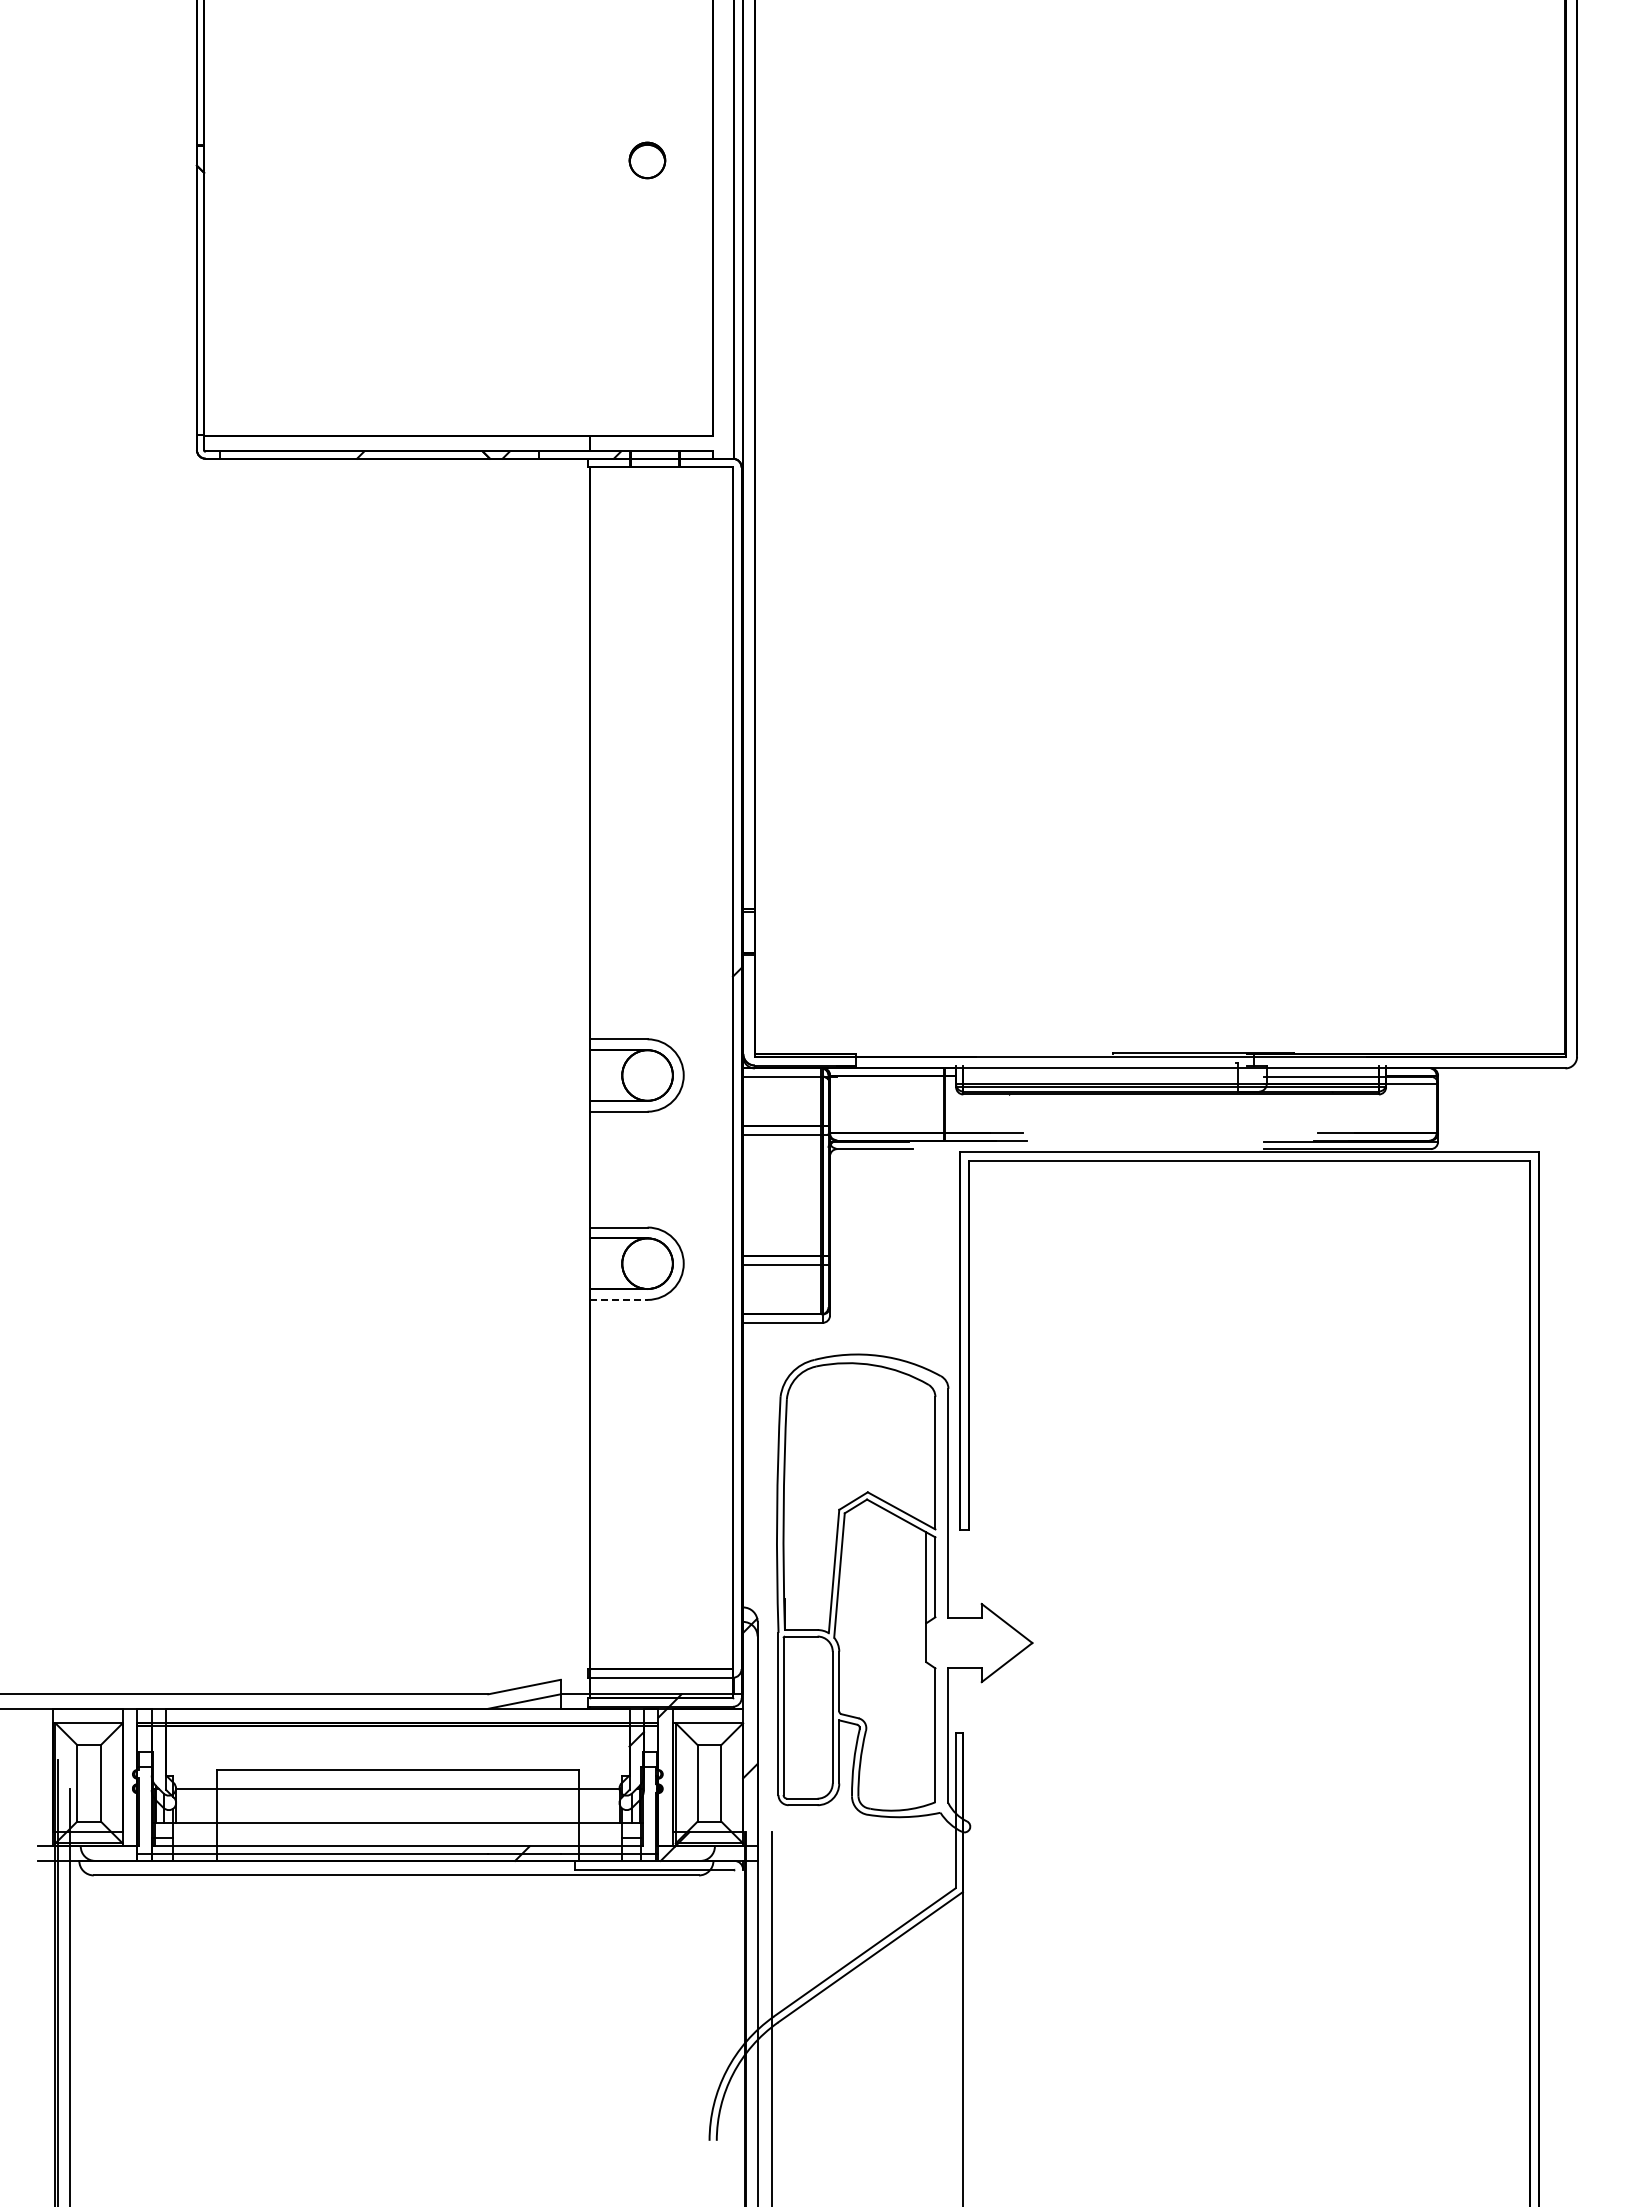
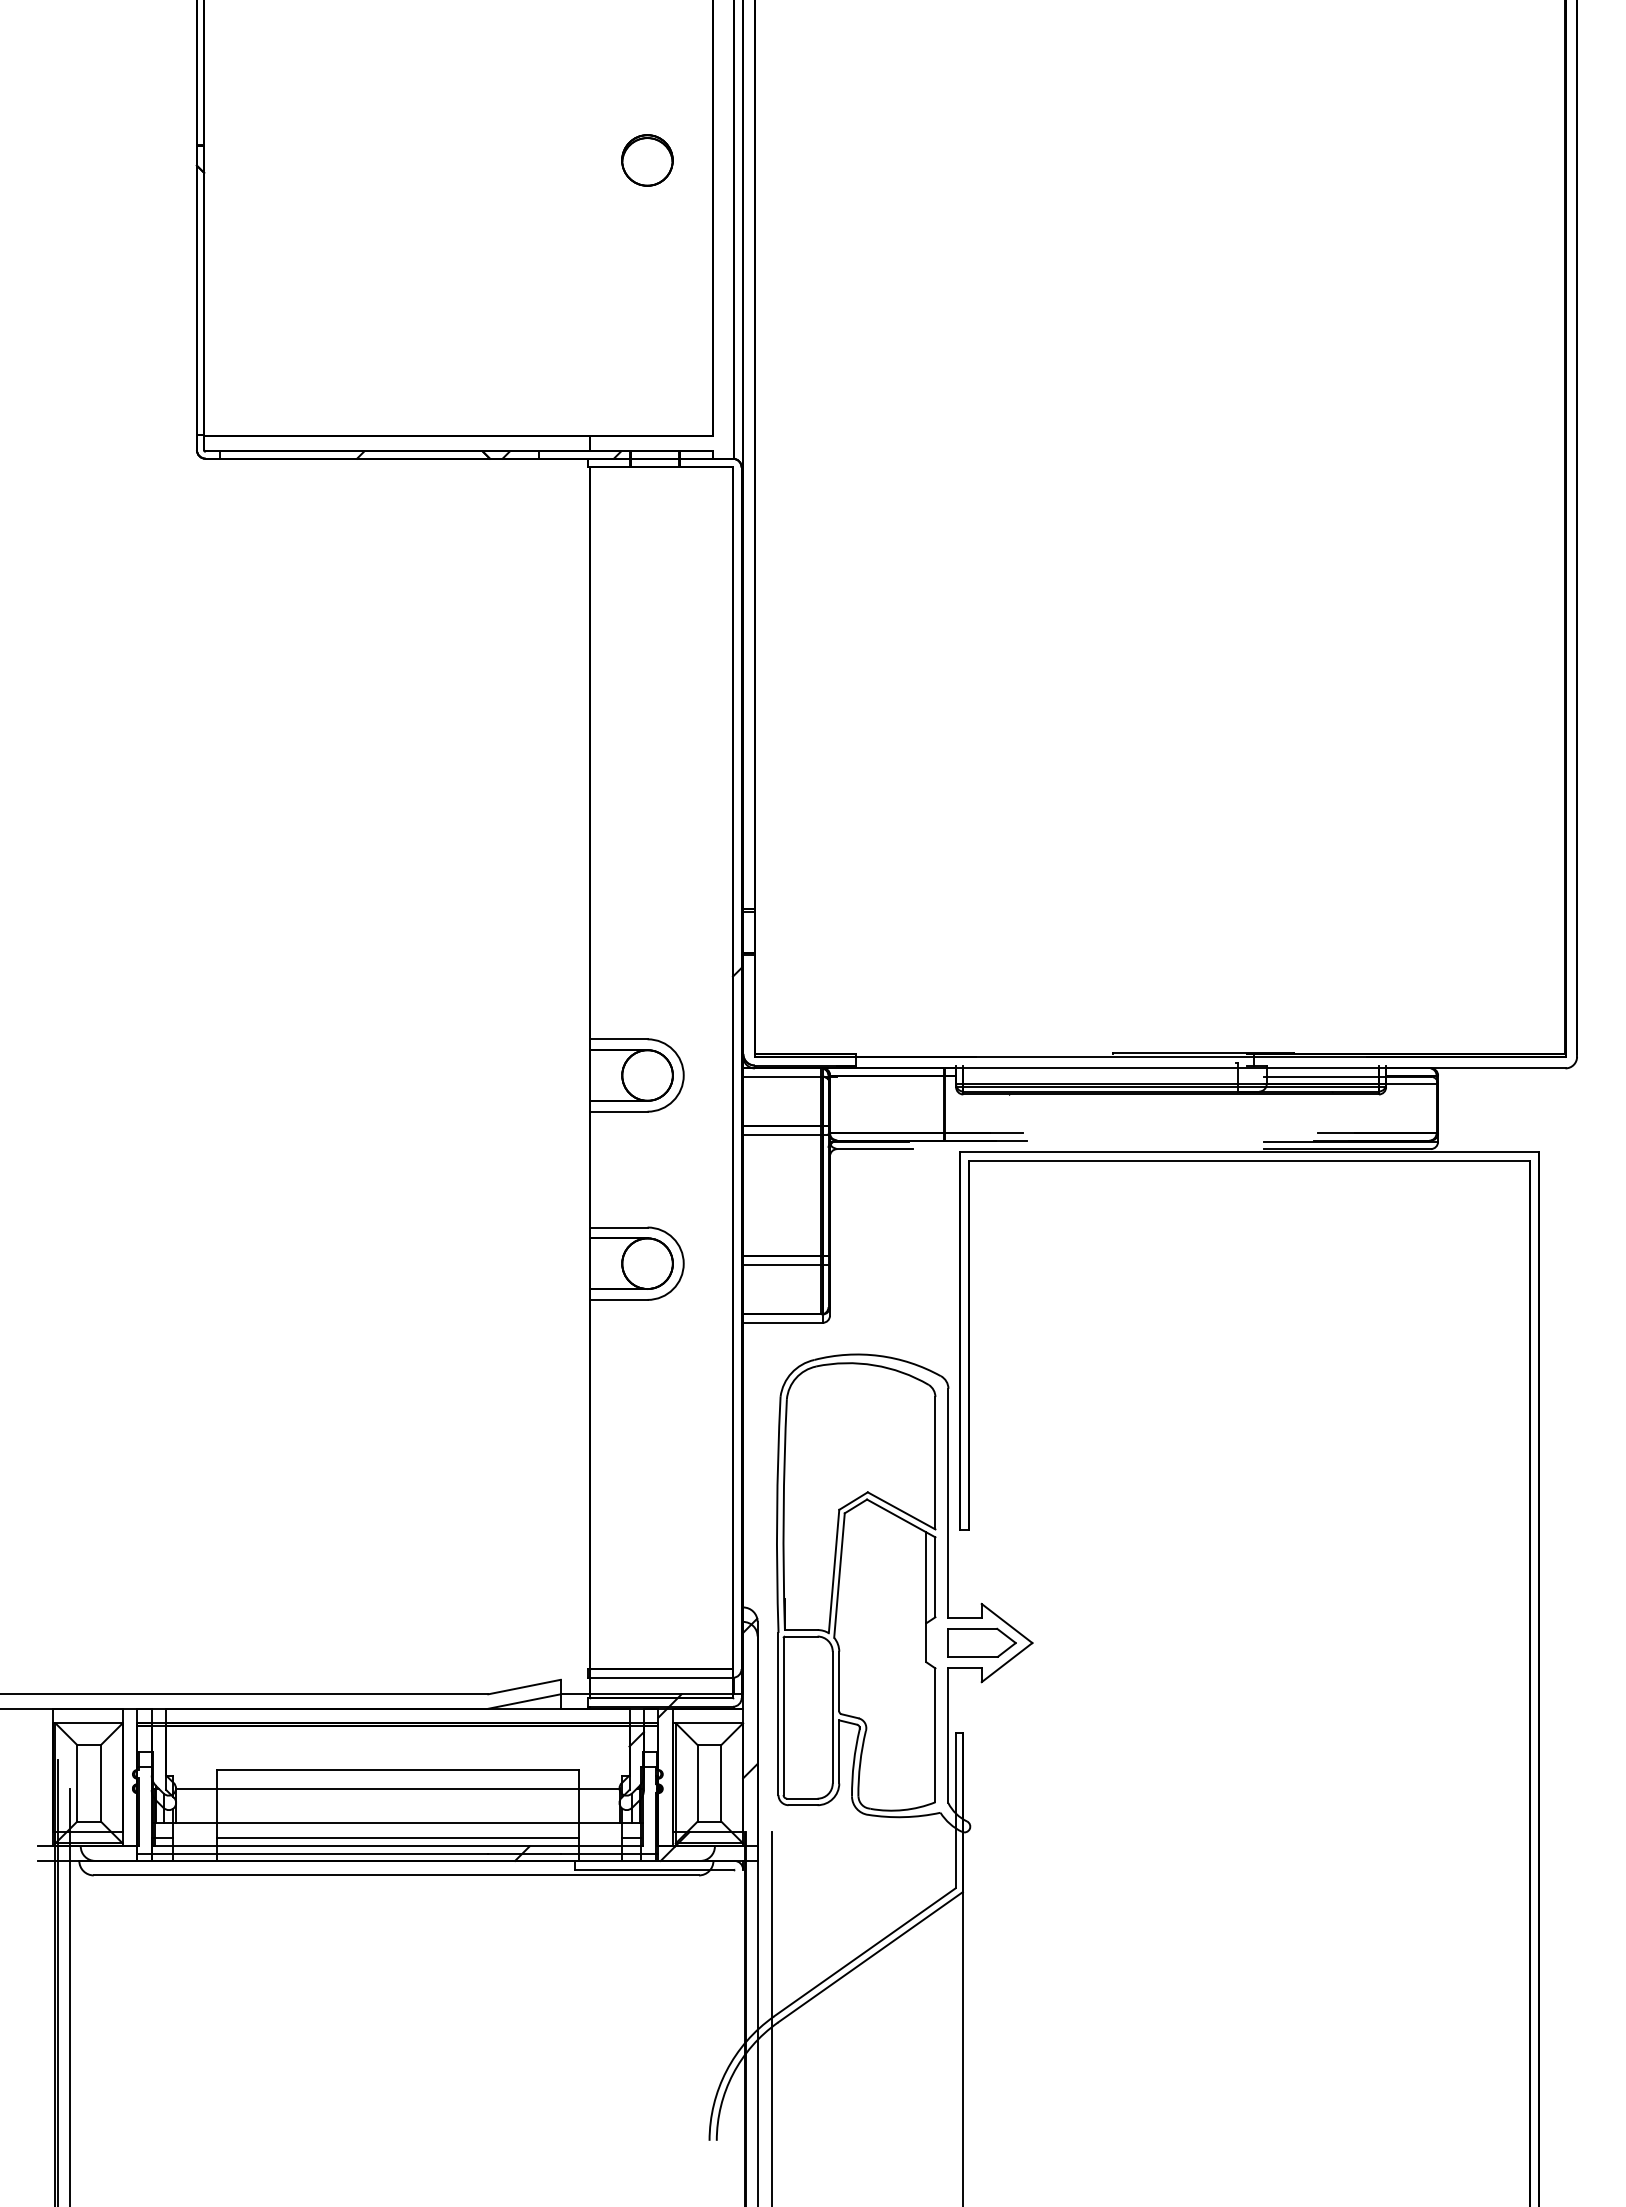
part size: 39x39 px -> 53x53 px (647, 160)
line: dashed -> solid (618, 1299)
part: none -> present (981, 1642)
line: none -> present (397, 1837)
